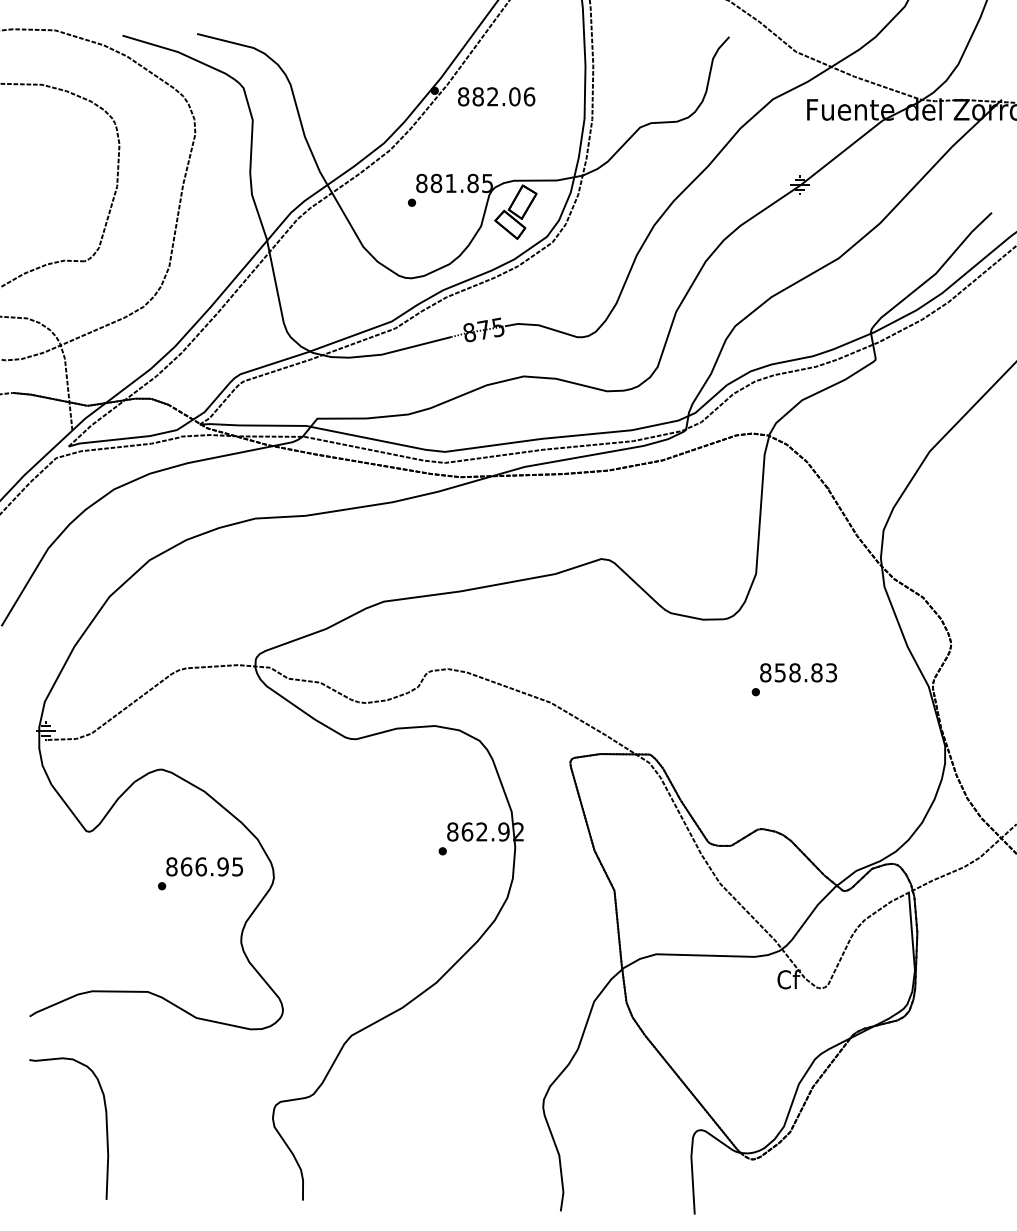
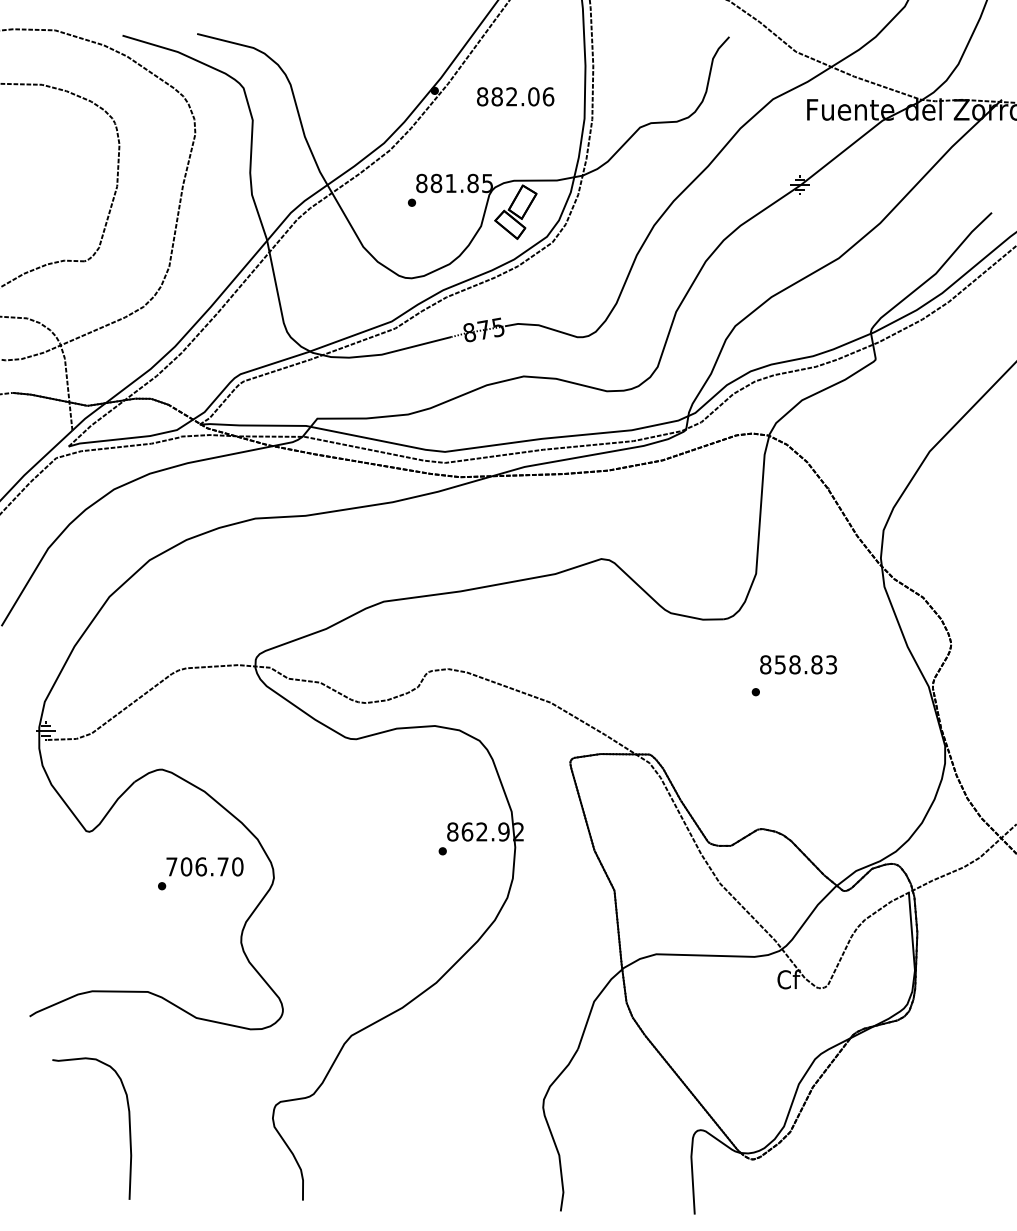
text position: (496, 96) -> (515, 96) (515, 96)
text position: (798, 672) -> (798, 664) (798, 664)
text: 866.95 -> 706.70 (204, 866)
curve position: (105, 1123) -> (128, 1123) (128, 1123)
